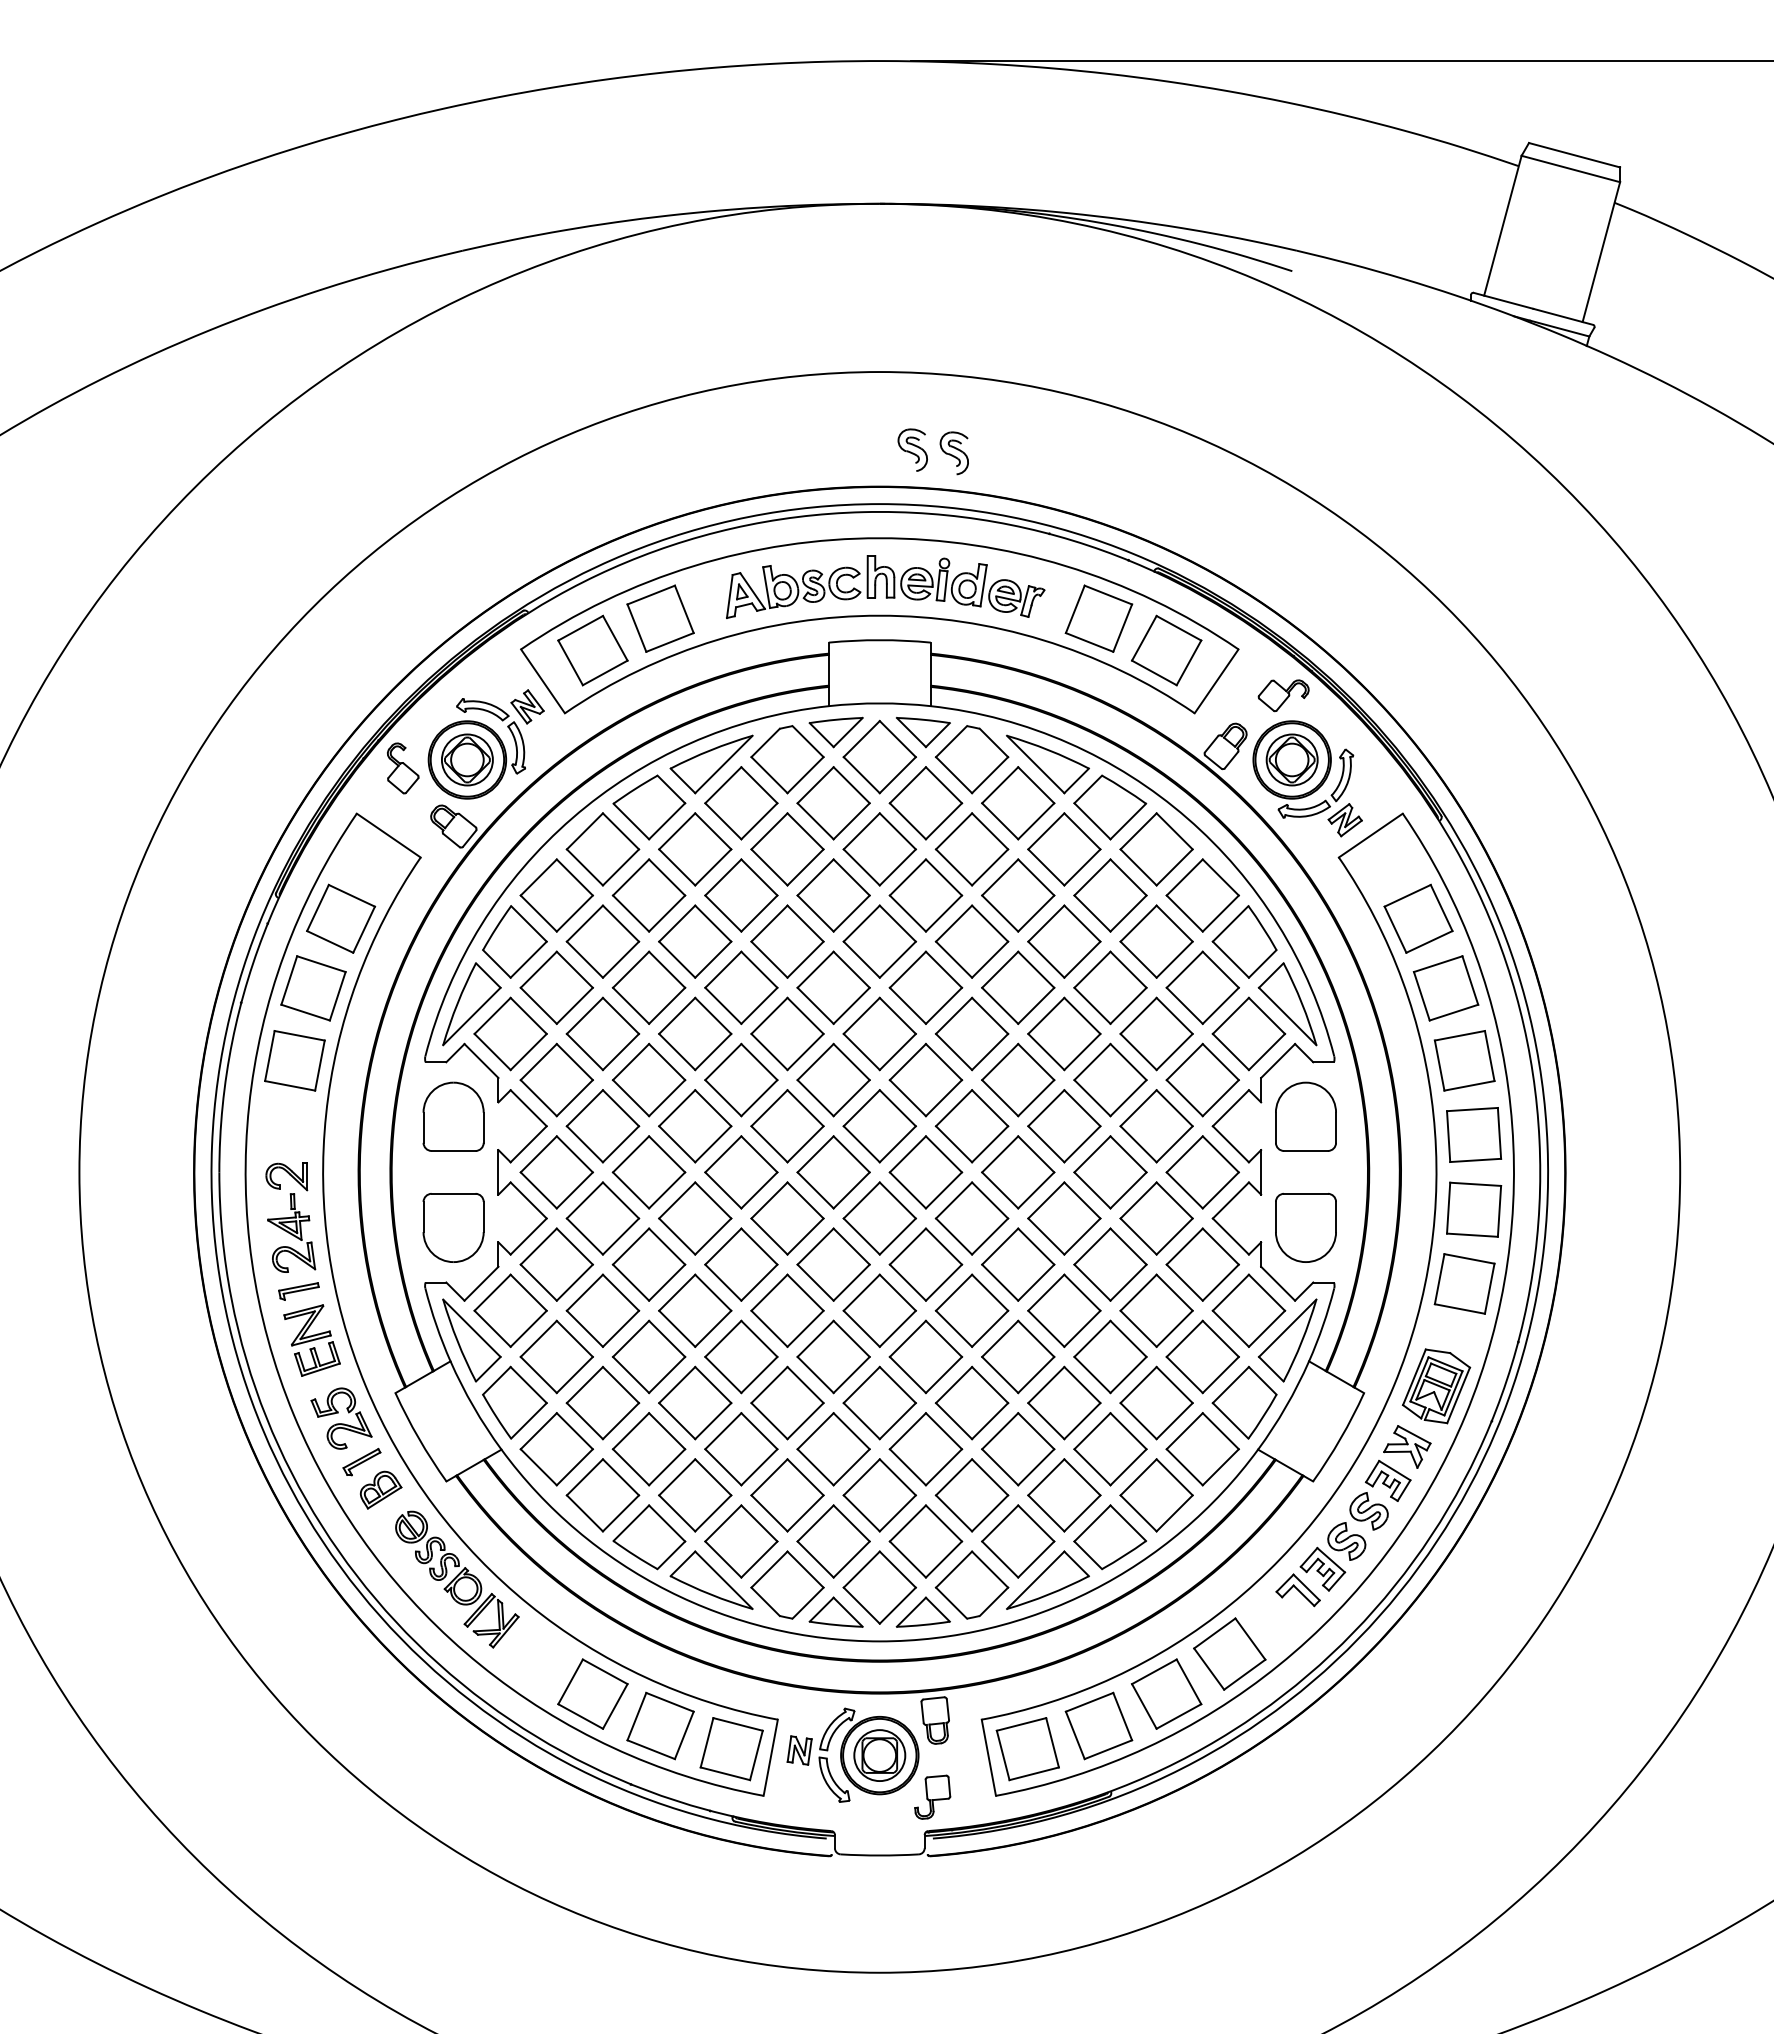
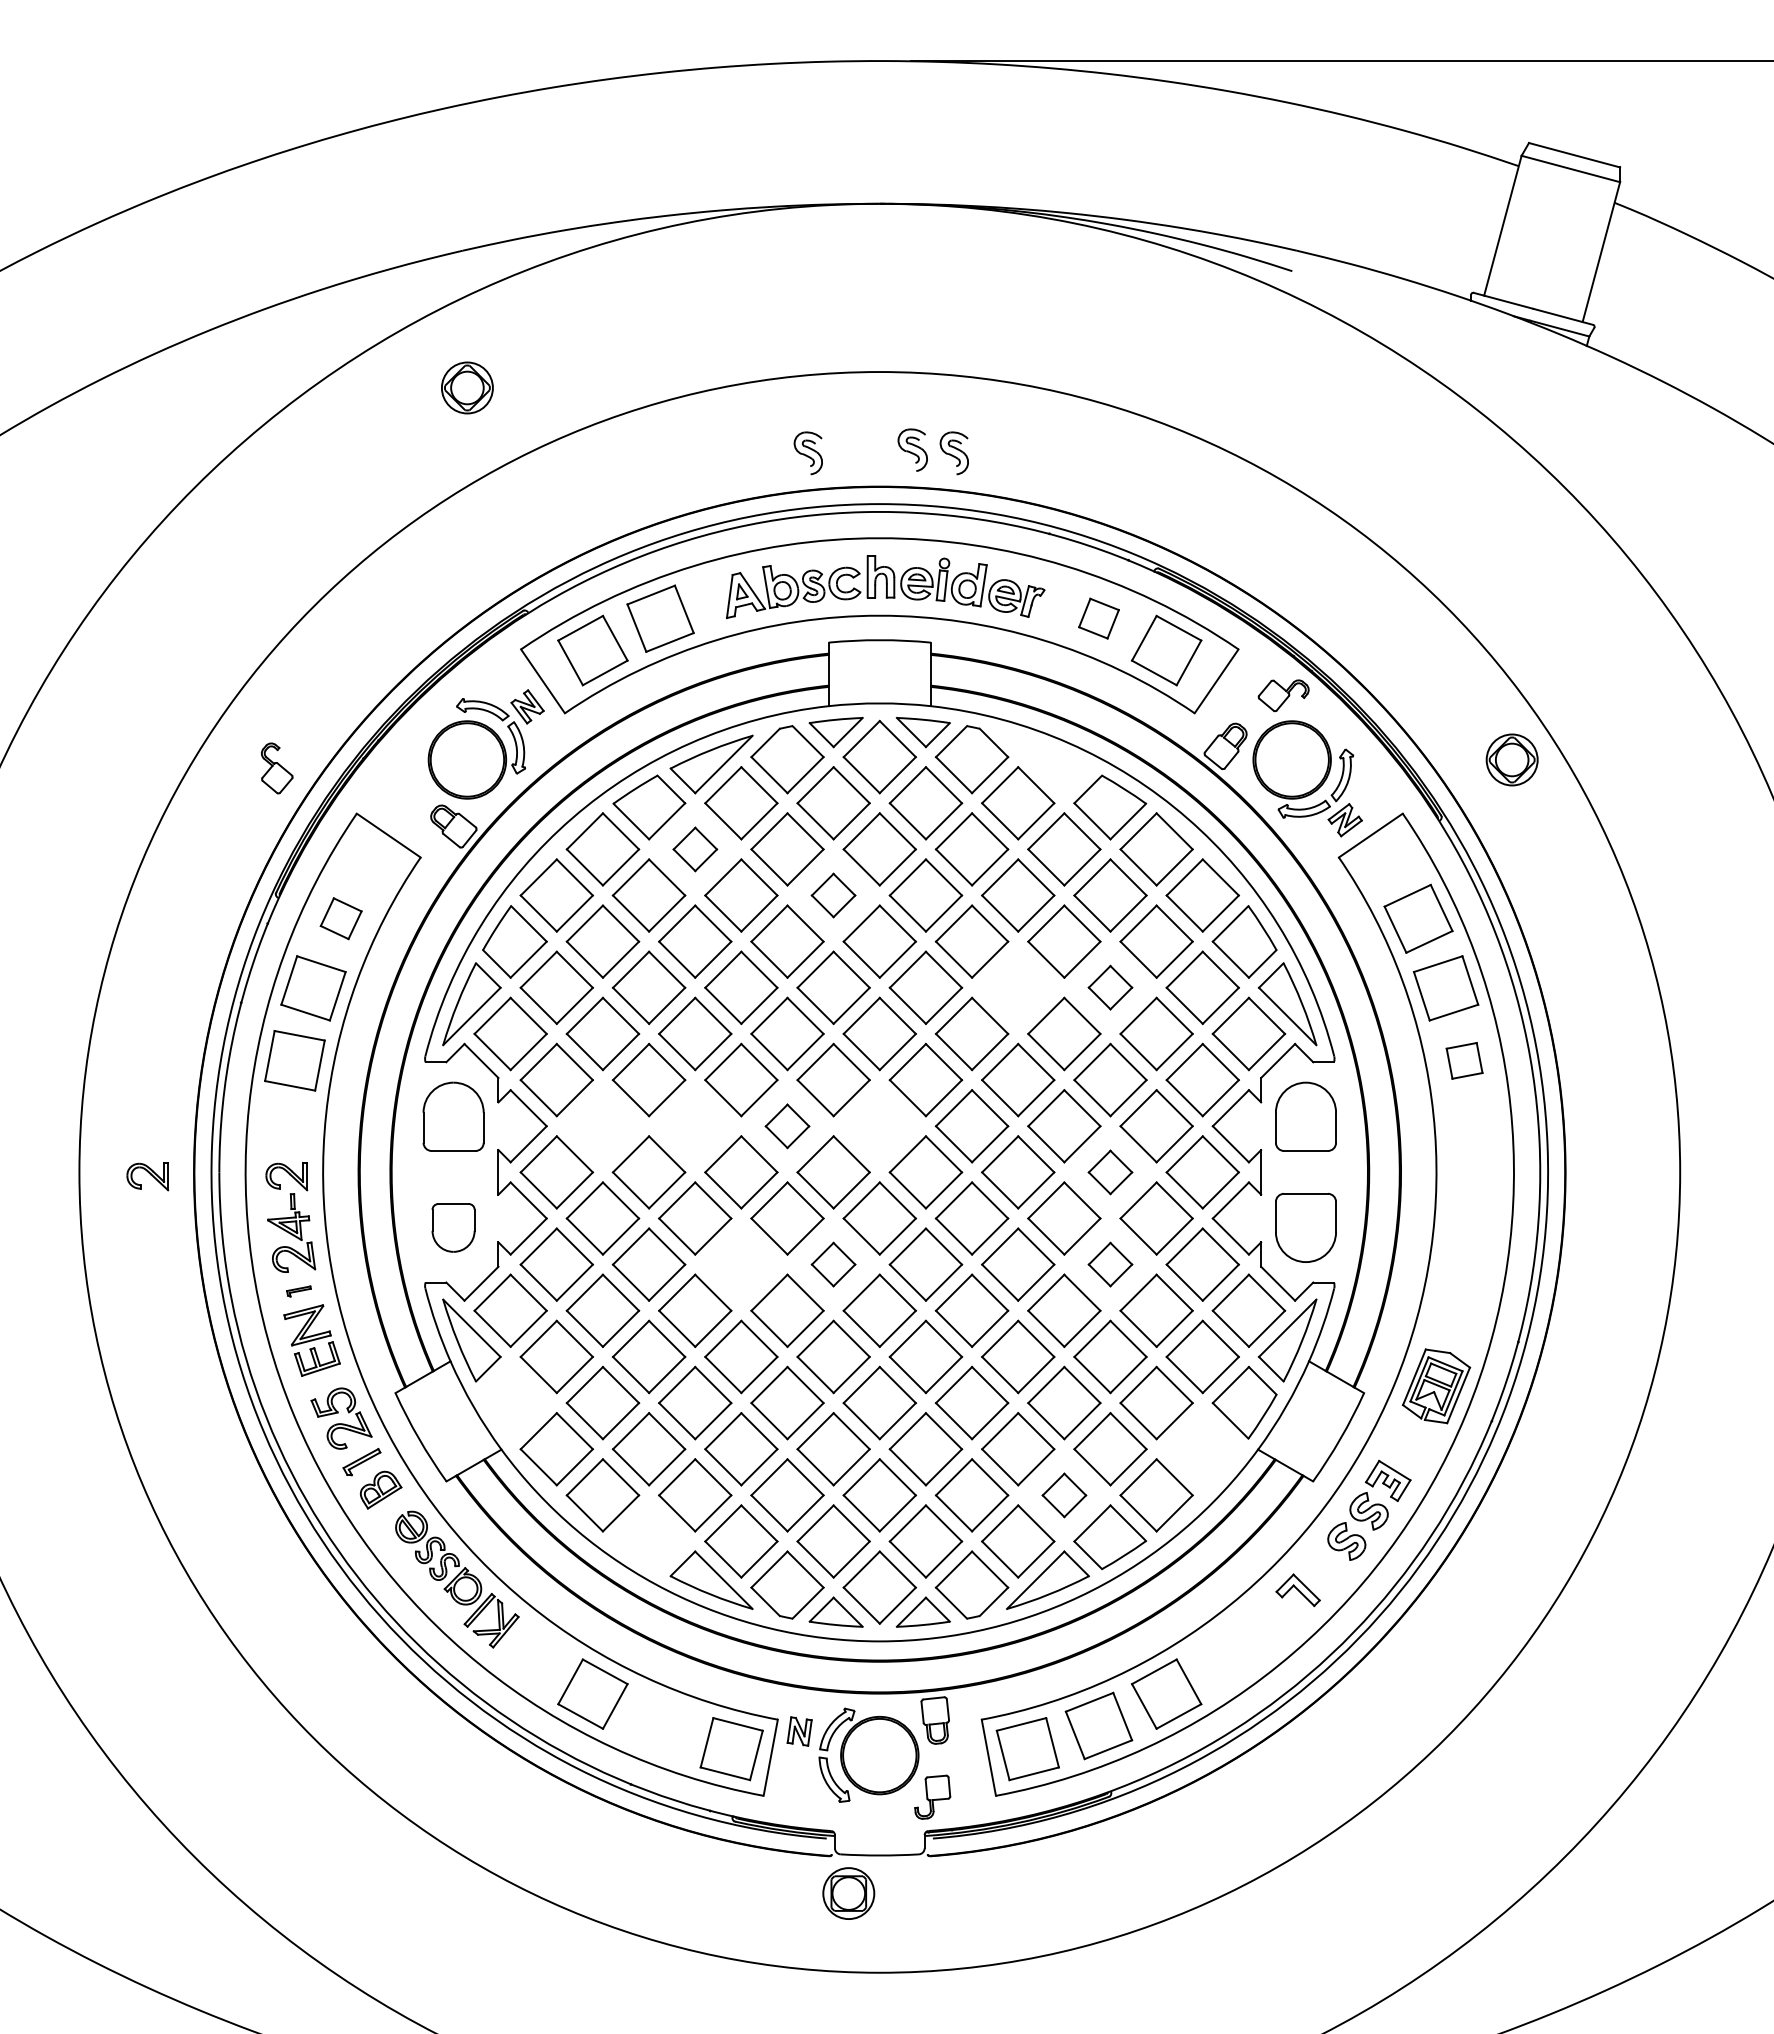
part: none -> present (807, 453)
part size: 70x69 px -> 42x43 px (1098, 618)
part position: (467, 759) -> (467, 387) (467, 387)
part position: (1291, 759) -> (1511, 759) (1511, 759)
part: present -> none (1047, 764)
part position: (403, 768) -> (277, 768) (277, 768)
part size: 75x75 px -> 47x47 px (695, 849)
part size: 75x75 px -> 47x47 px (833, 895)
part size: 71x71 px -> 44x44 px (340, 918)
part: present -> none (1018, 987)
part size: 75x75 px -> 47x47 px (1110, 987)
part size: 63x62 px -> 39x38 px (1464, 1060)
part: present -> none (602, 1126)
part: present -> none (695, 1126)
part size: 75x75 px -> 47x47 px (787, 1126)
part: present -> none (879, 1126)
part: present -> none (1474, 1134)
part size: 75x75 px -> 47x47 px (1110, 1172)
part: none -> present (147, 1176)
part: present -> none (1474, 1209)
part size: 63x70 px -> 45x50 px (453, 1227)
part: present -> none (741, 1264)
part size: 75x75 px -> 47x47 px (833, 1264)
part size: 75x75 px -> 47x47 px (1110, 1264)
part: present -> none (1464, 1283)
part size: 42x19 px -> 26x13 px (298, 1291)
part: present -> none (514, 1402)
part: present -> none (1407, 1446)
part: present -> none (1202, 1449)
part size: 75x75 px -> 47x47 px (1064, 1495)
part: present -> none (649, 1537)
part: present -> none (1322, 1568)
part: present -> none (1229, 1653)
part: present -> none (660, 1725)
part position: (799, 1750) -> (799, 1731) (799, 1731)
part position: (879, 1755) -> (848, 1893) (848, 1893)
